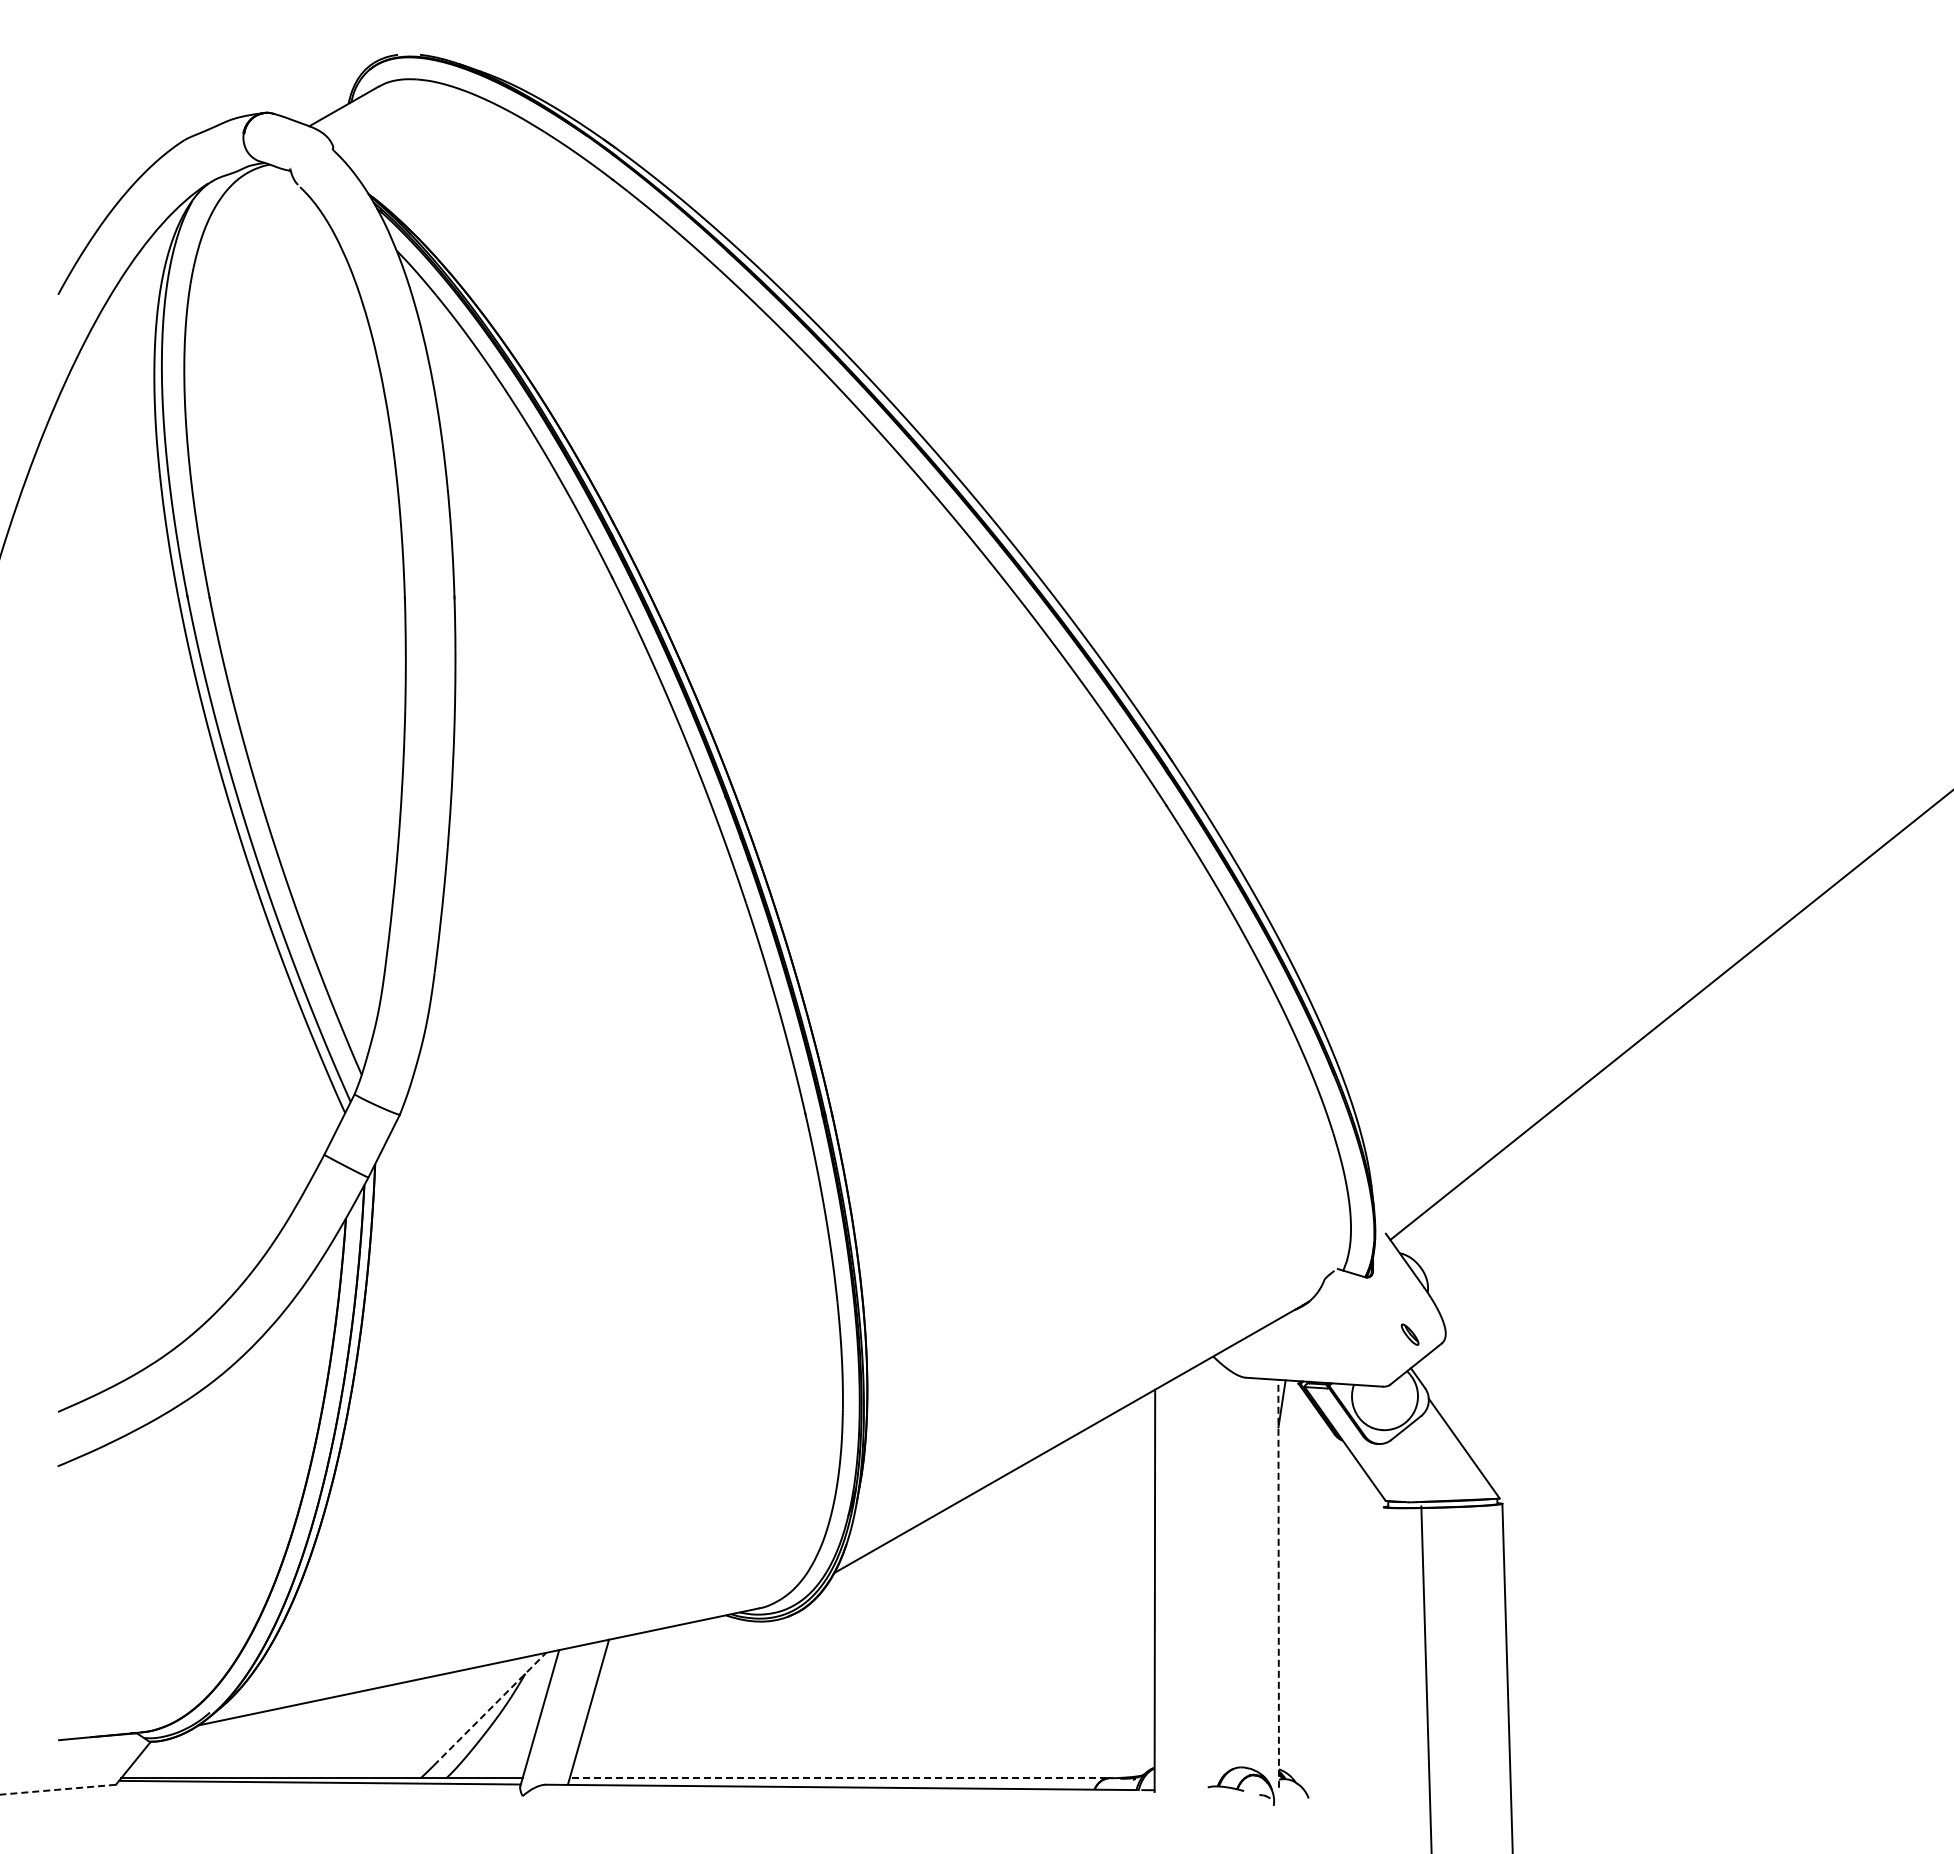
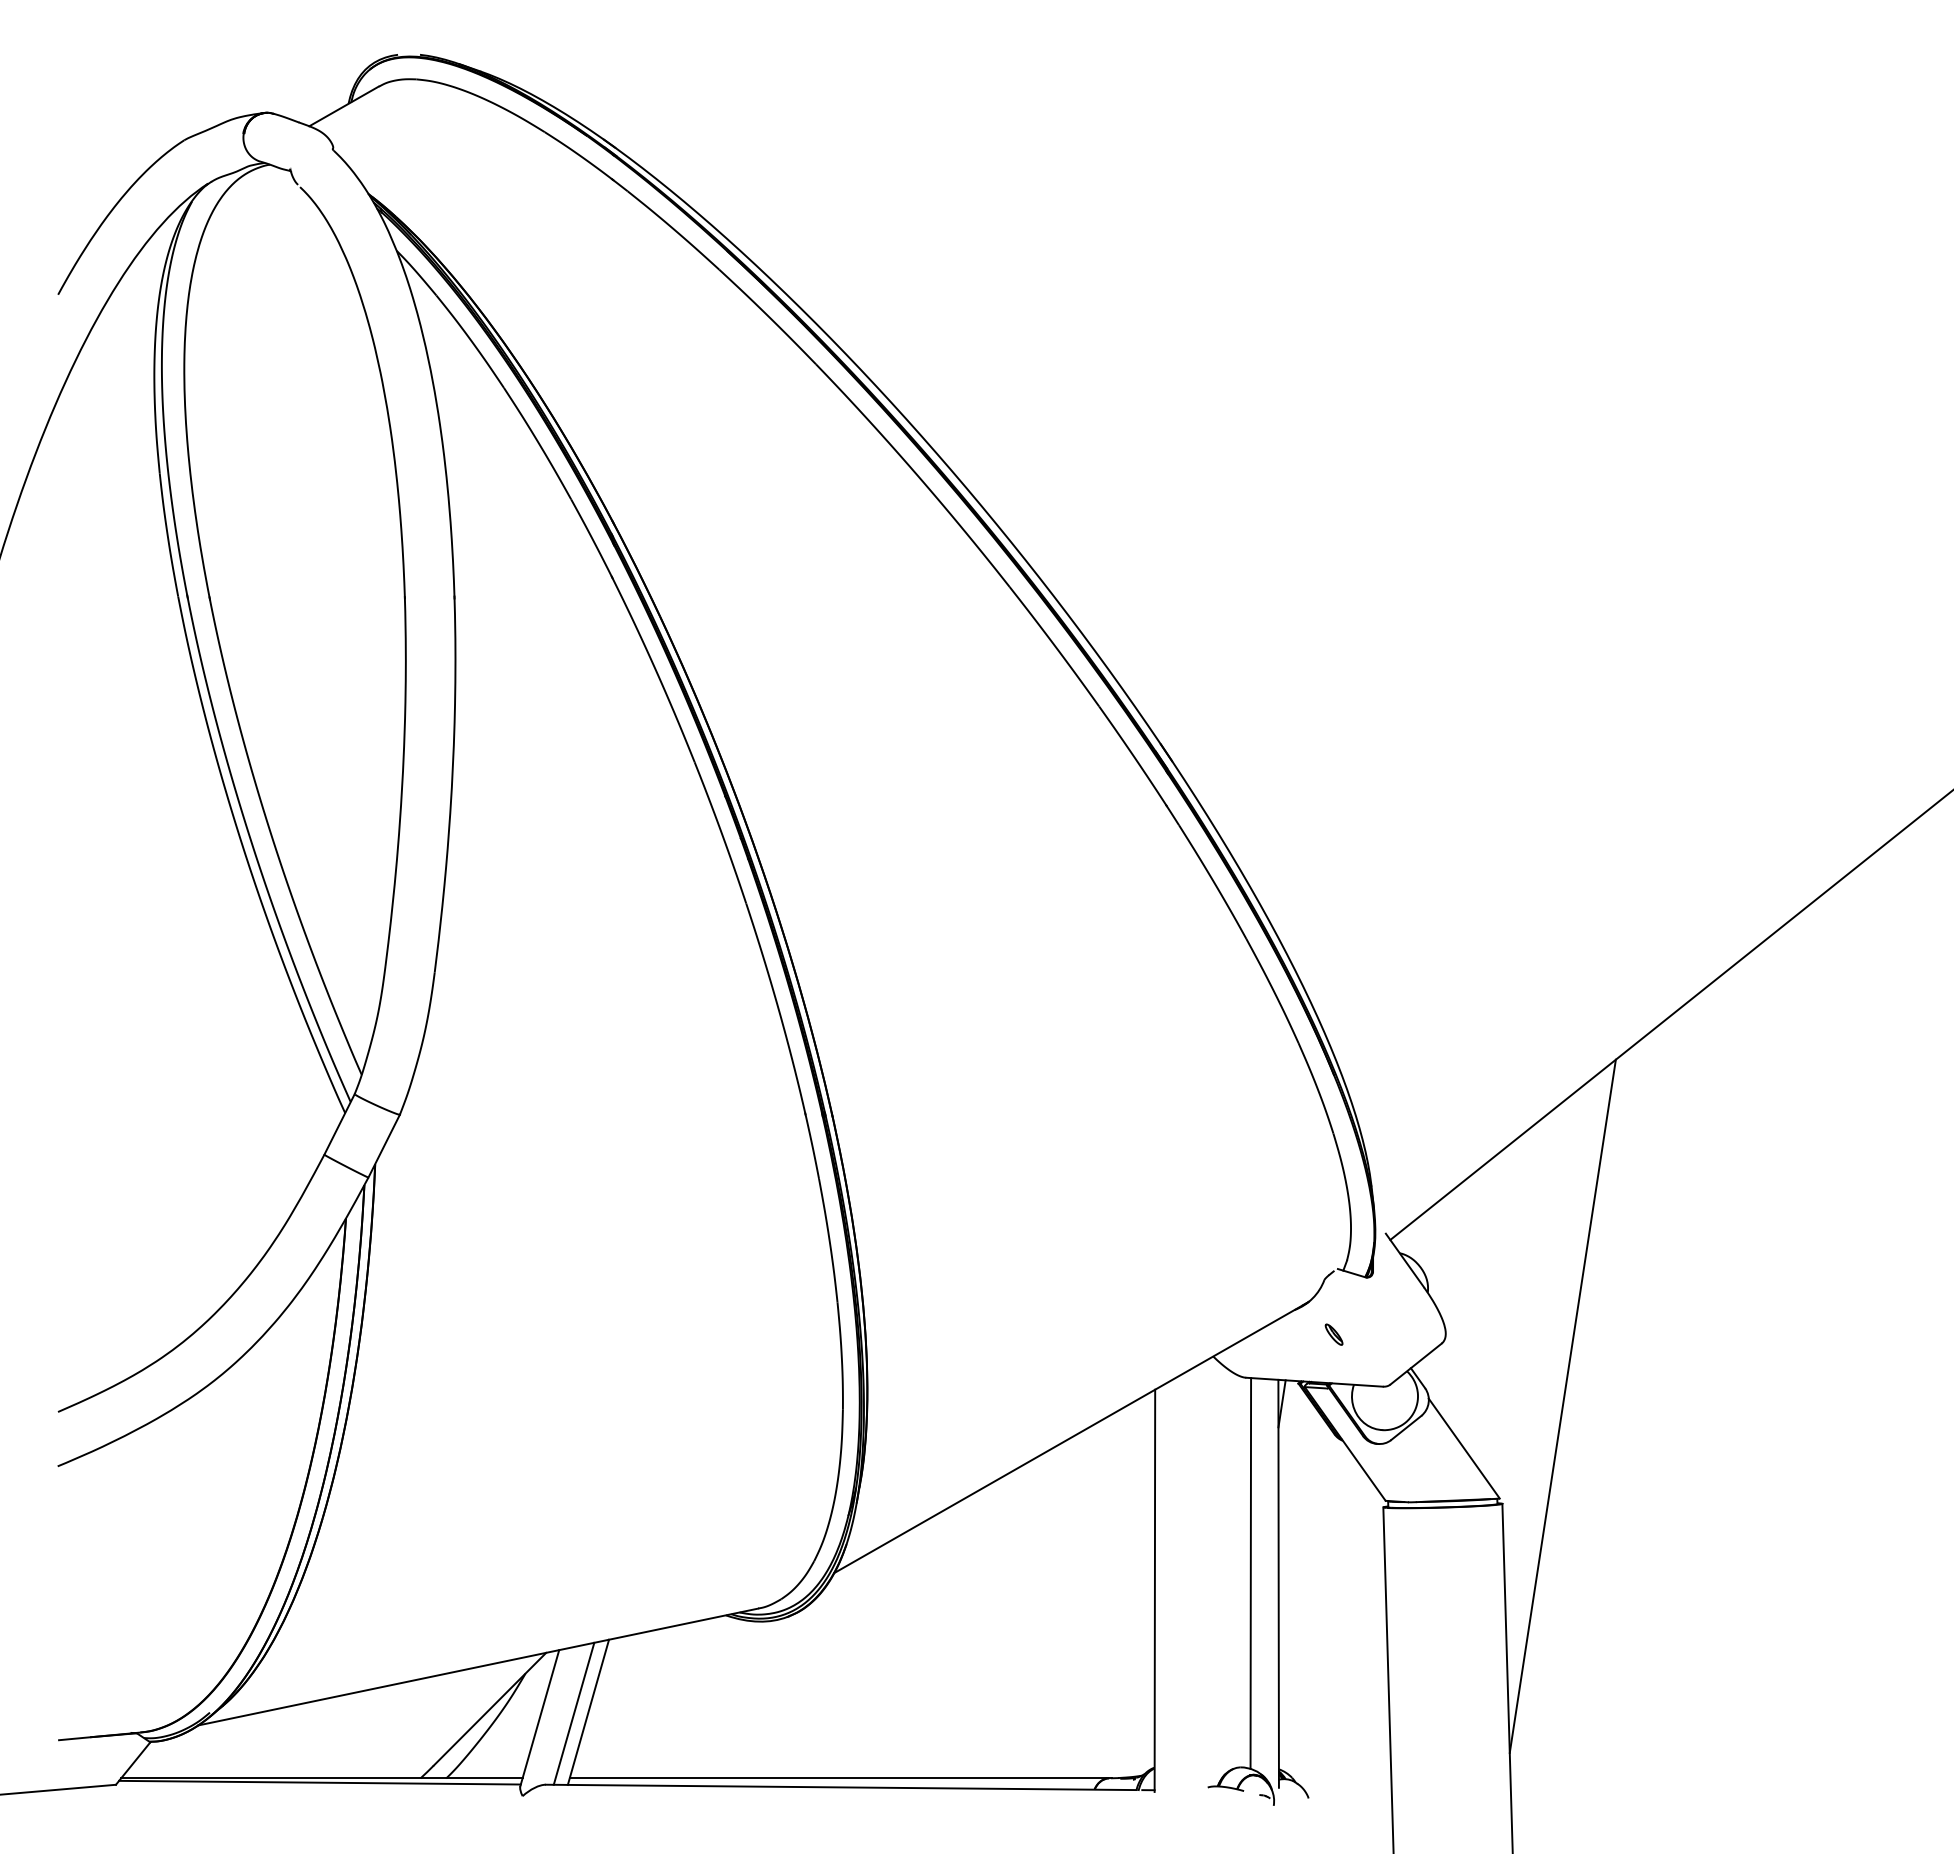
part position: (1409, 1334) -> (1333, 1334) (1333, 1334)
line: none -> present (1562, 1405)
line: none -> present (1250, 1573)
line: dashed -> solid (1278, 1583)
line position: (1426, 1678) -> (1388, 1678) (1388, 1678)
line: dashed -> solid (489, 1709)
line: none -> present (573, 1713)
line: dashed -> solid (838, 1778)
line: dashed -> solid (58, 1789)
